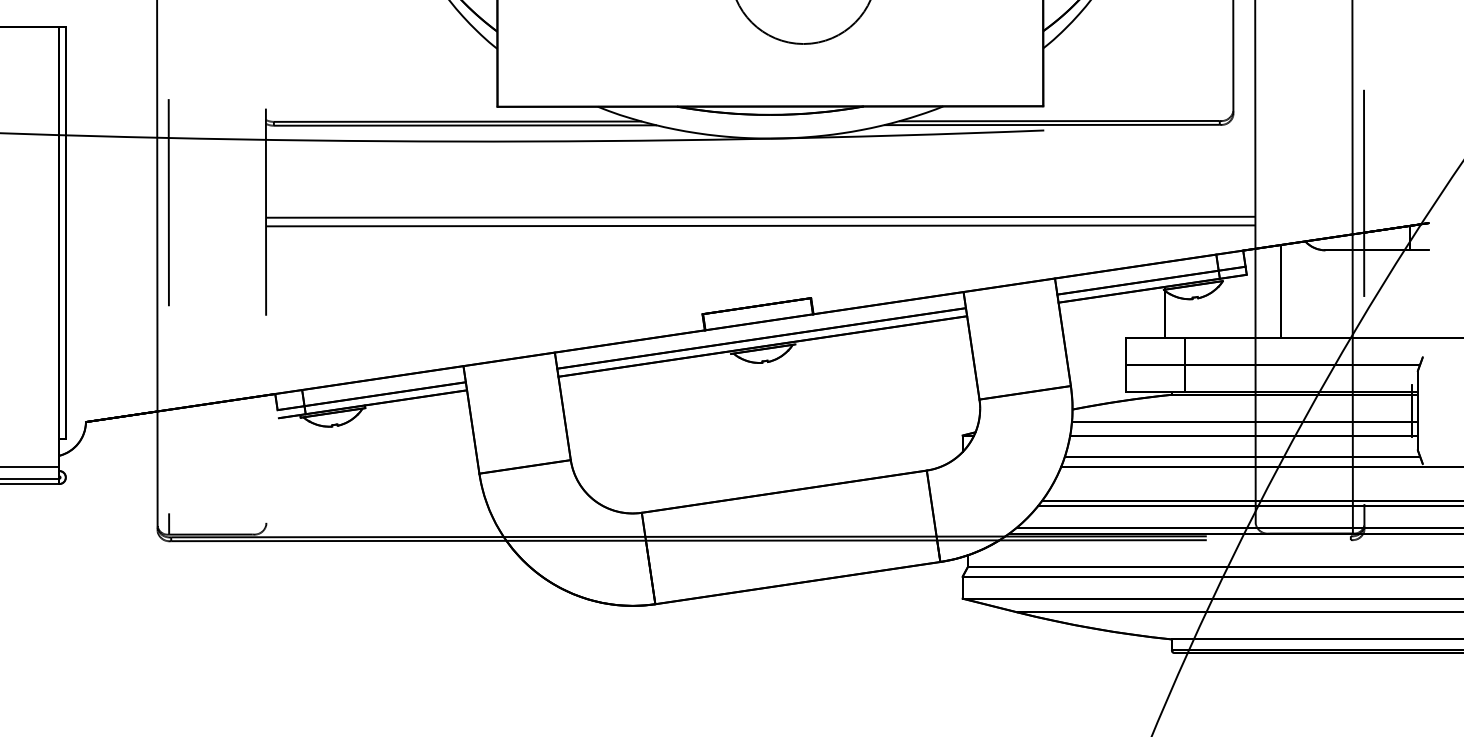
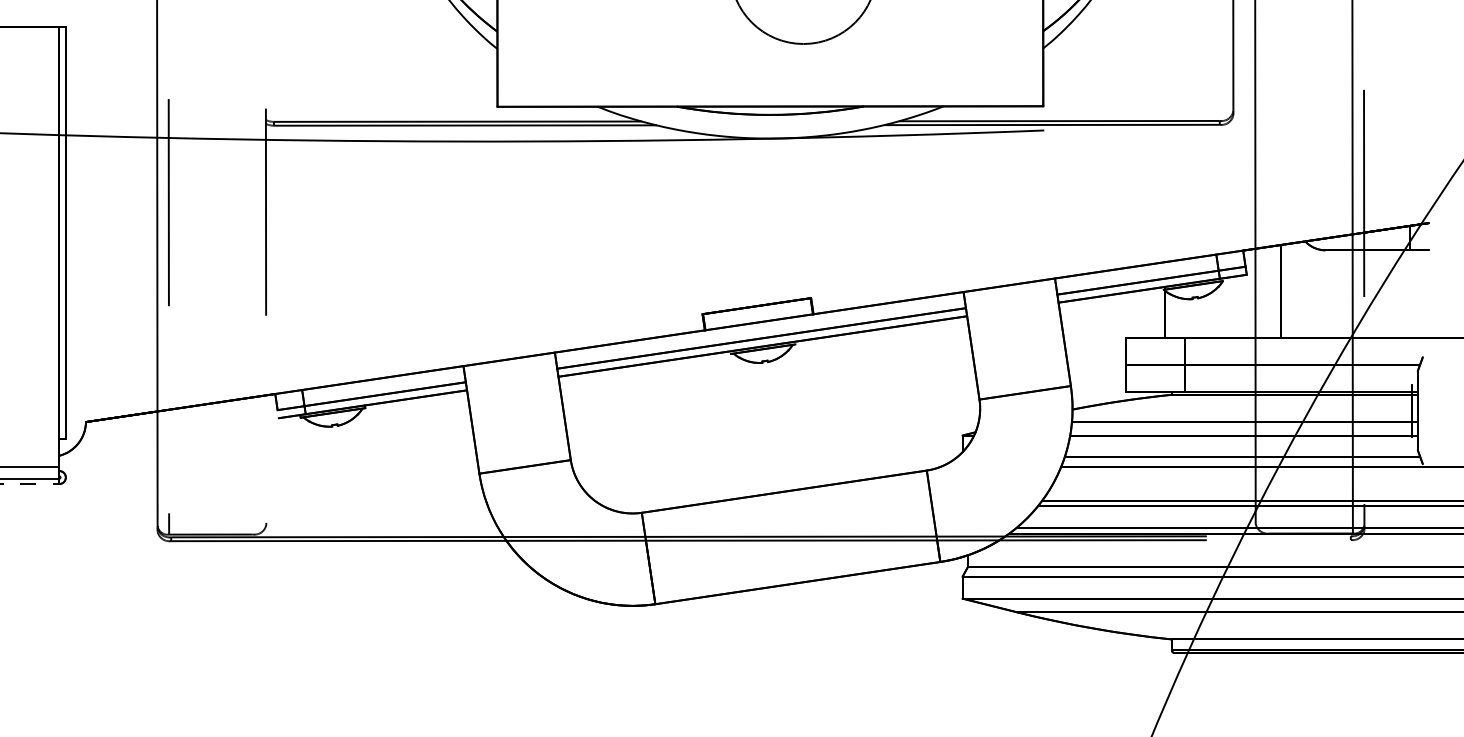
line: present -> none (760, 216)
line: present -> none (760, 225)
line: solid -> dashed (30, 484)
